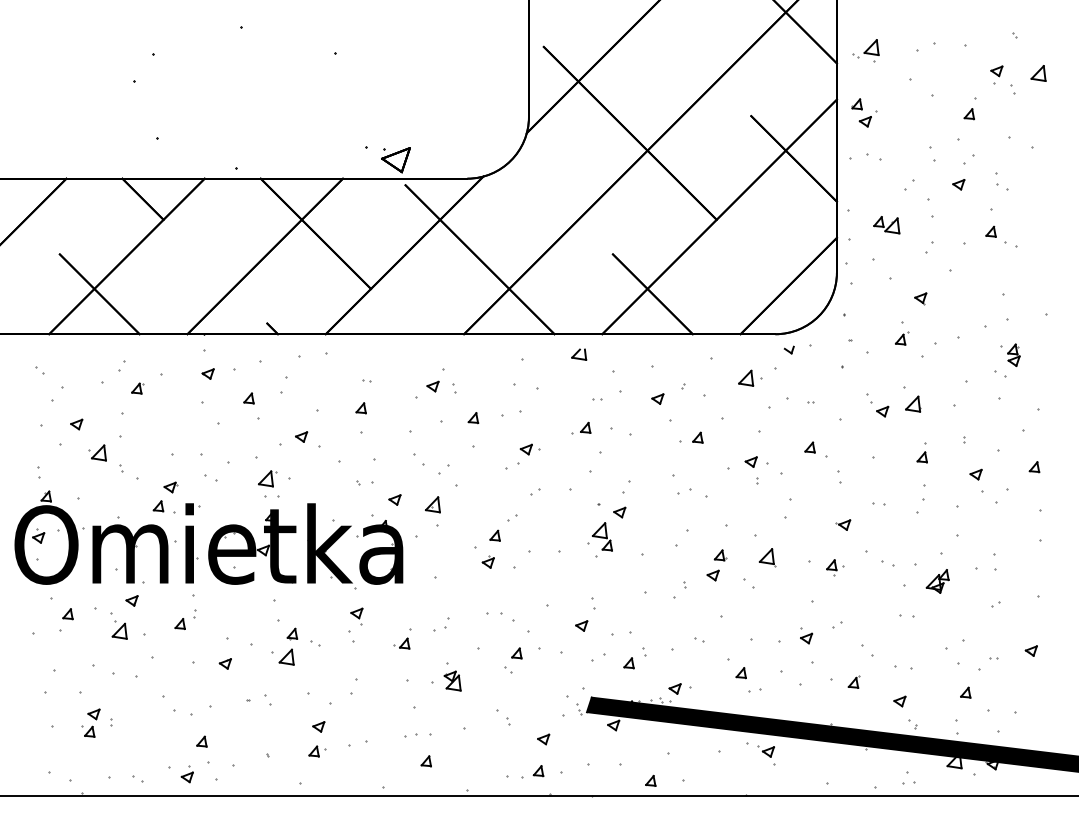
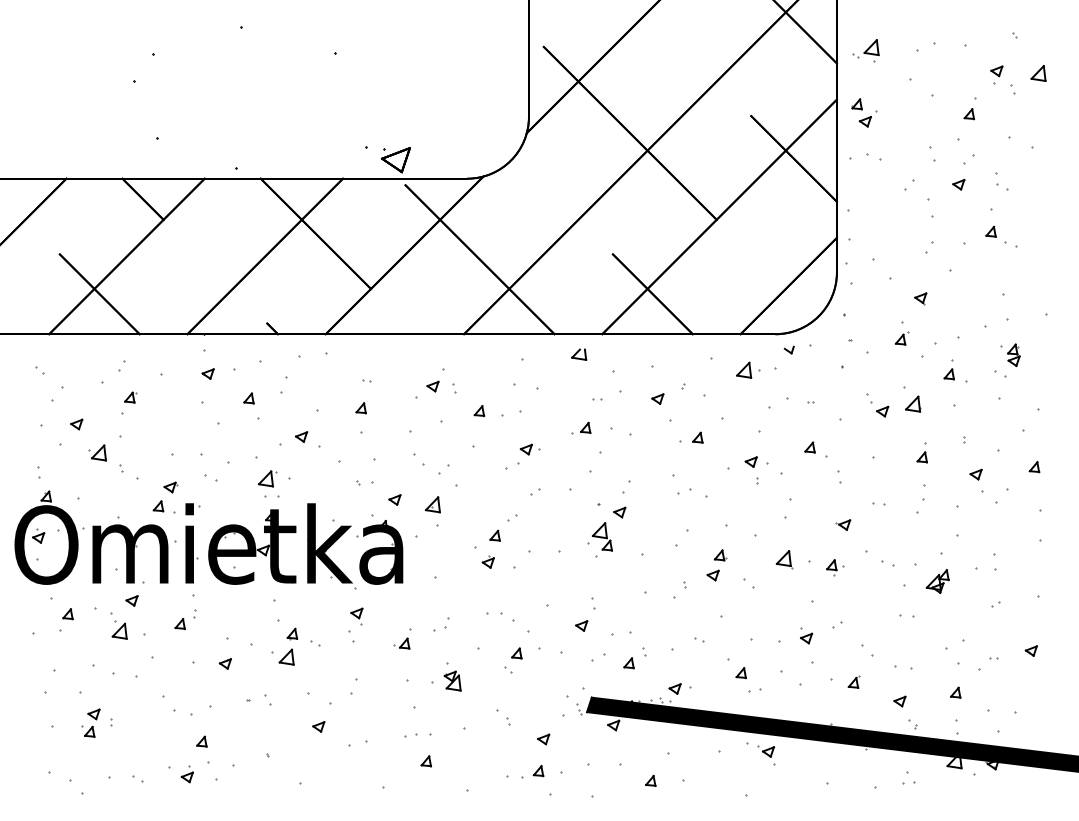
part: present -> none (886, 225)
part: none -> present (948, 369)
part position: (750, 377) -> (748, 369) (748, 369)
part position: (137, 388) -> (130, 397) (130, 397)
part position: (473, 418) -> (479, 411) (479, 411)
part position: (767, 557) -> (784, 559) (784, 559)
part position: (965, 692) -> (955, 692) (955, 692)
part: present -> none (317, 751)
line: present -> none (538, 796)
